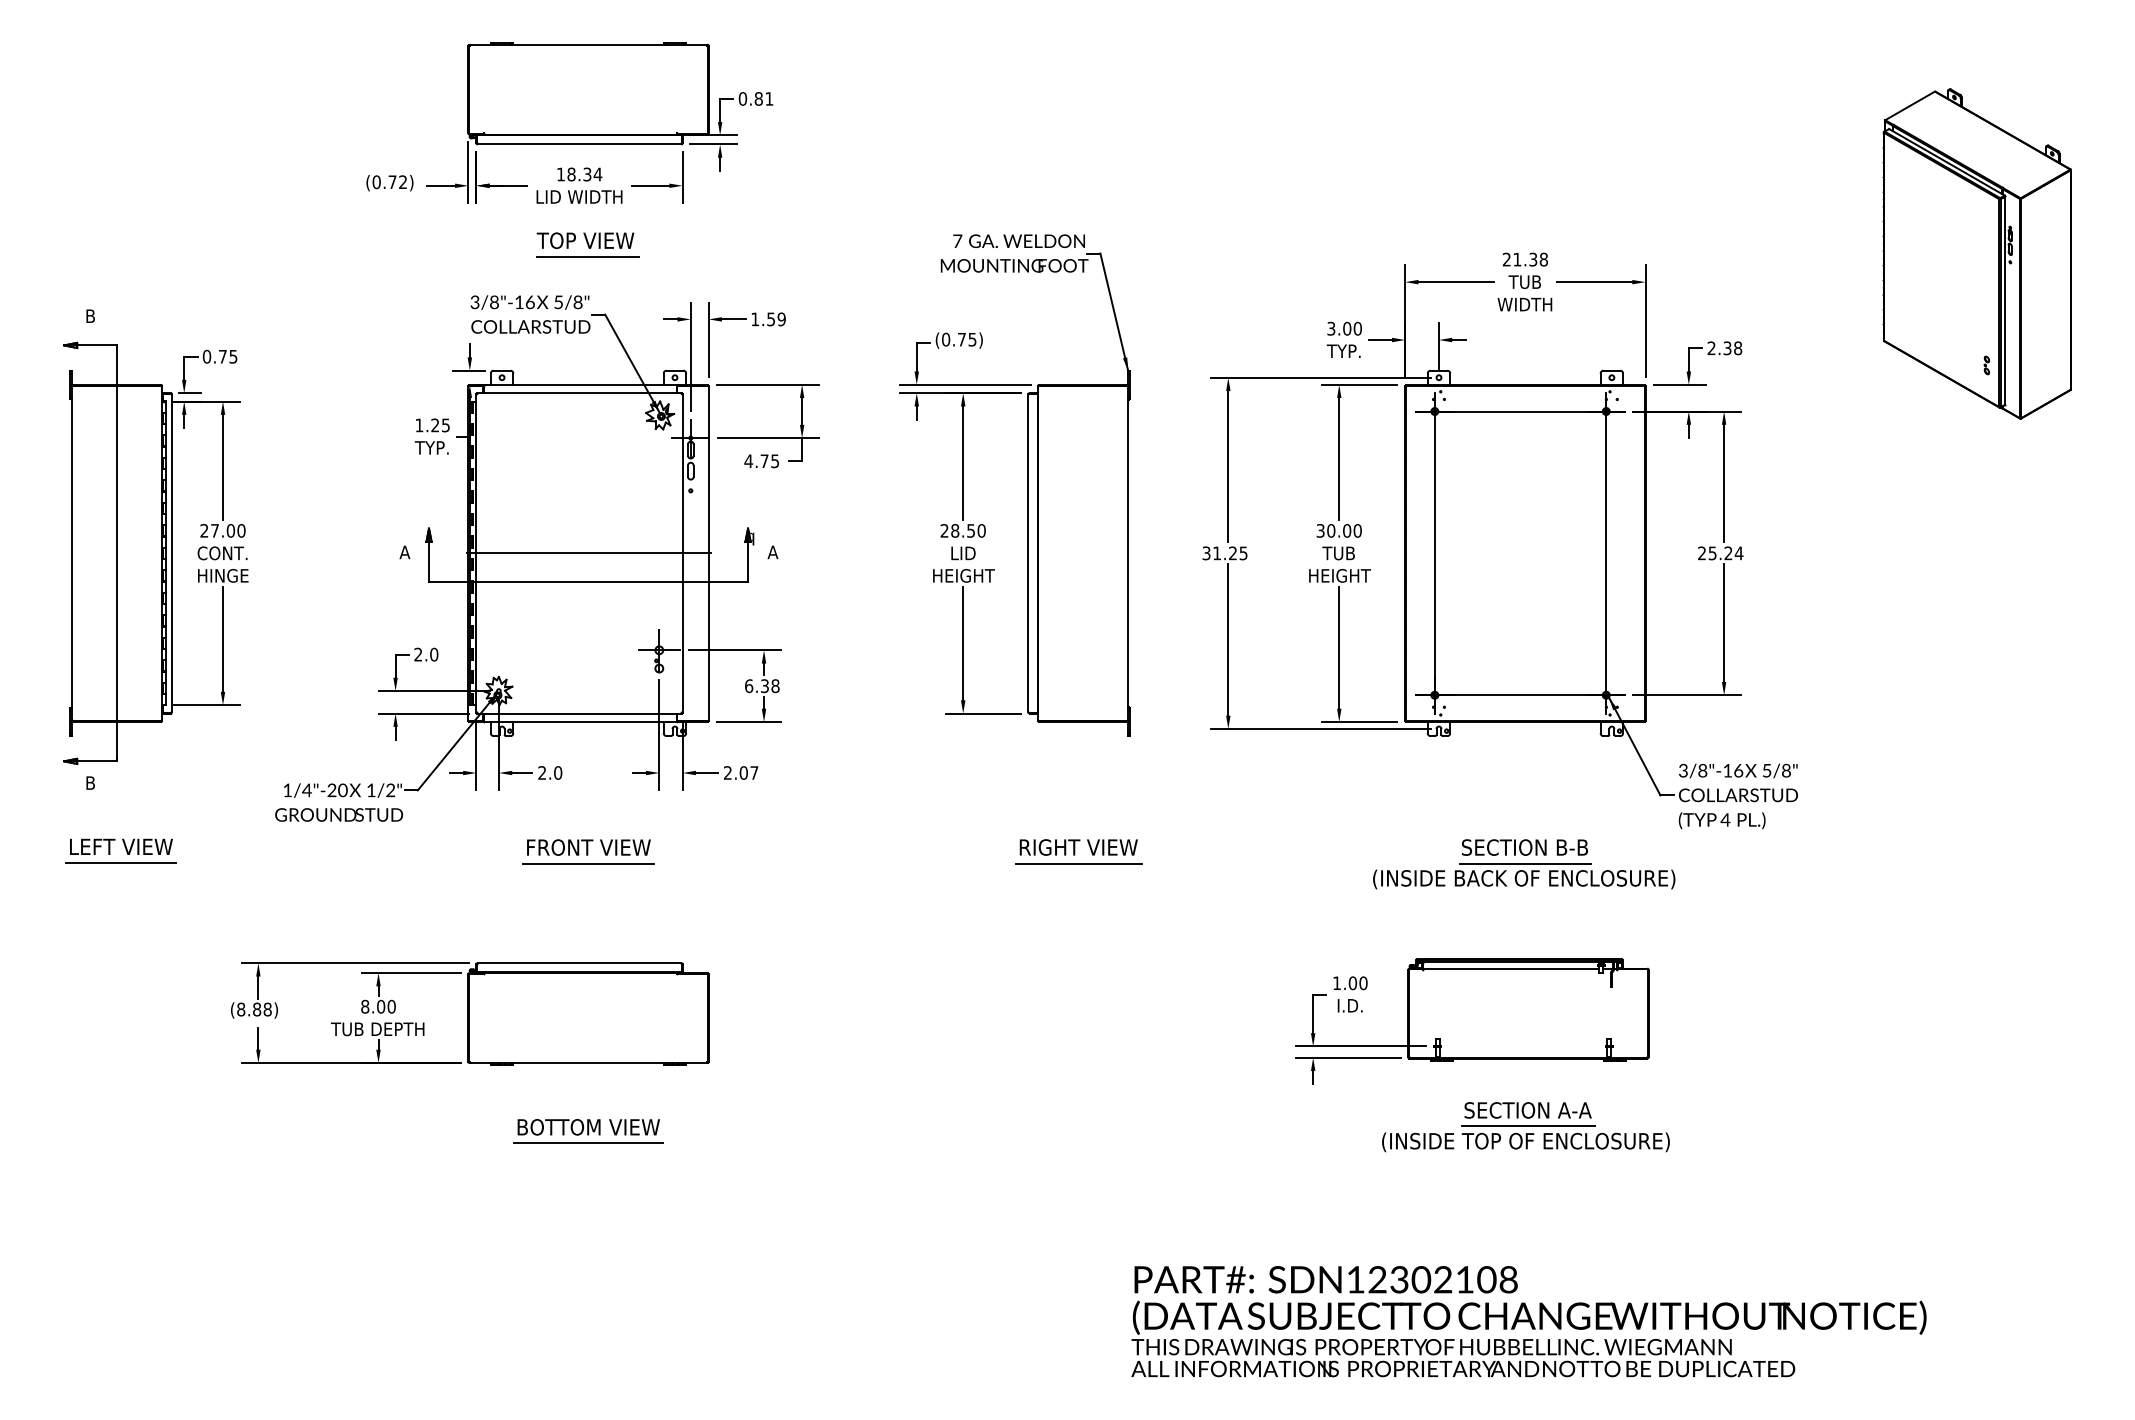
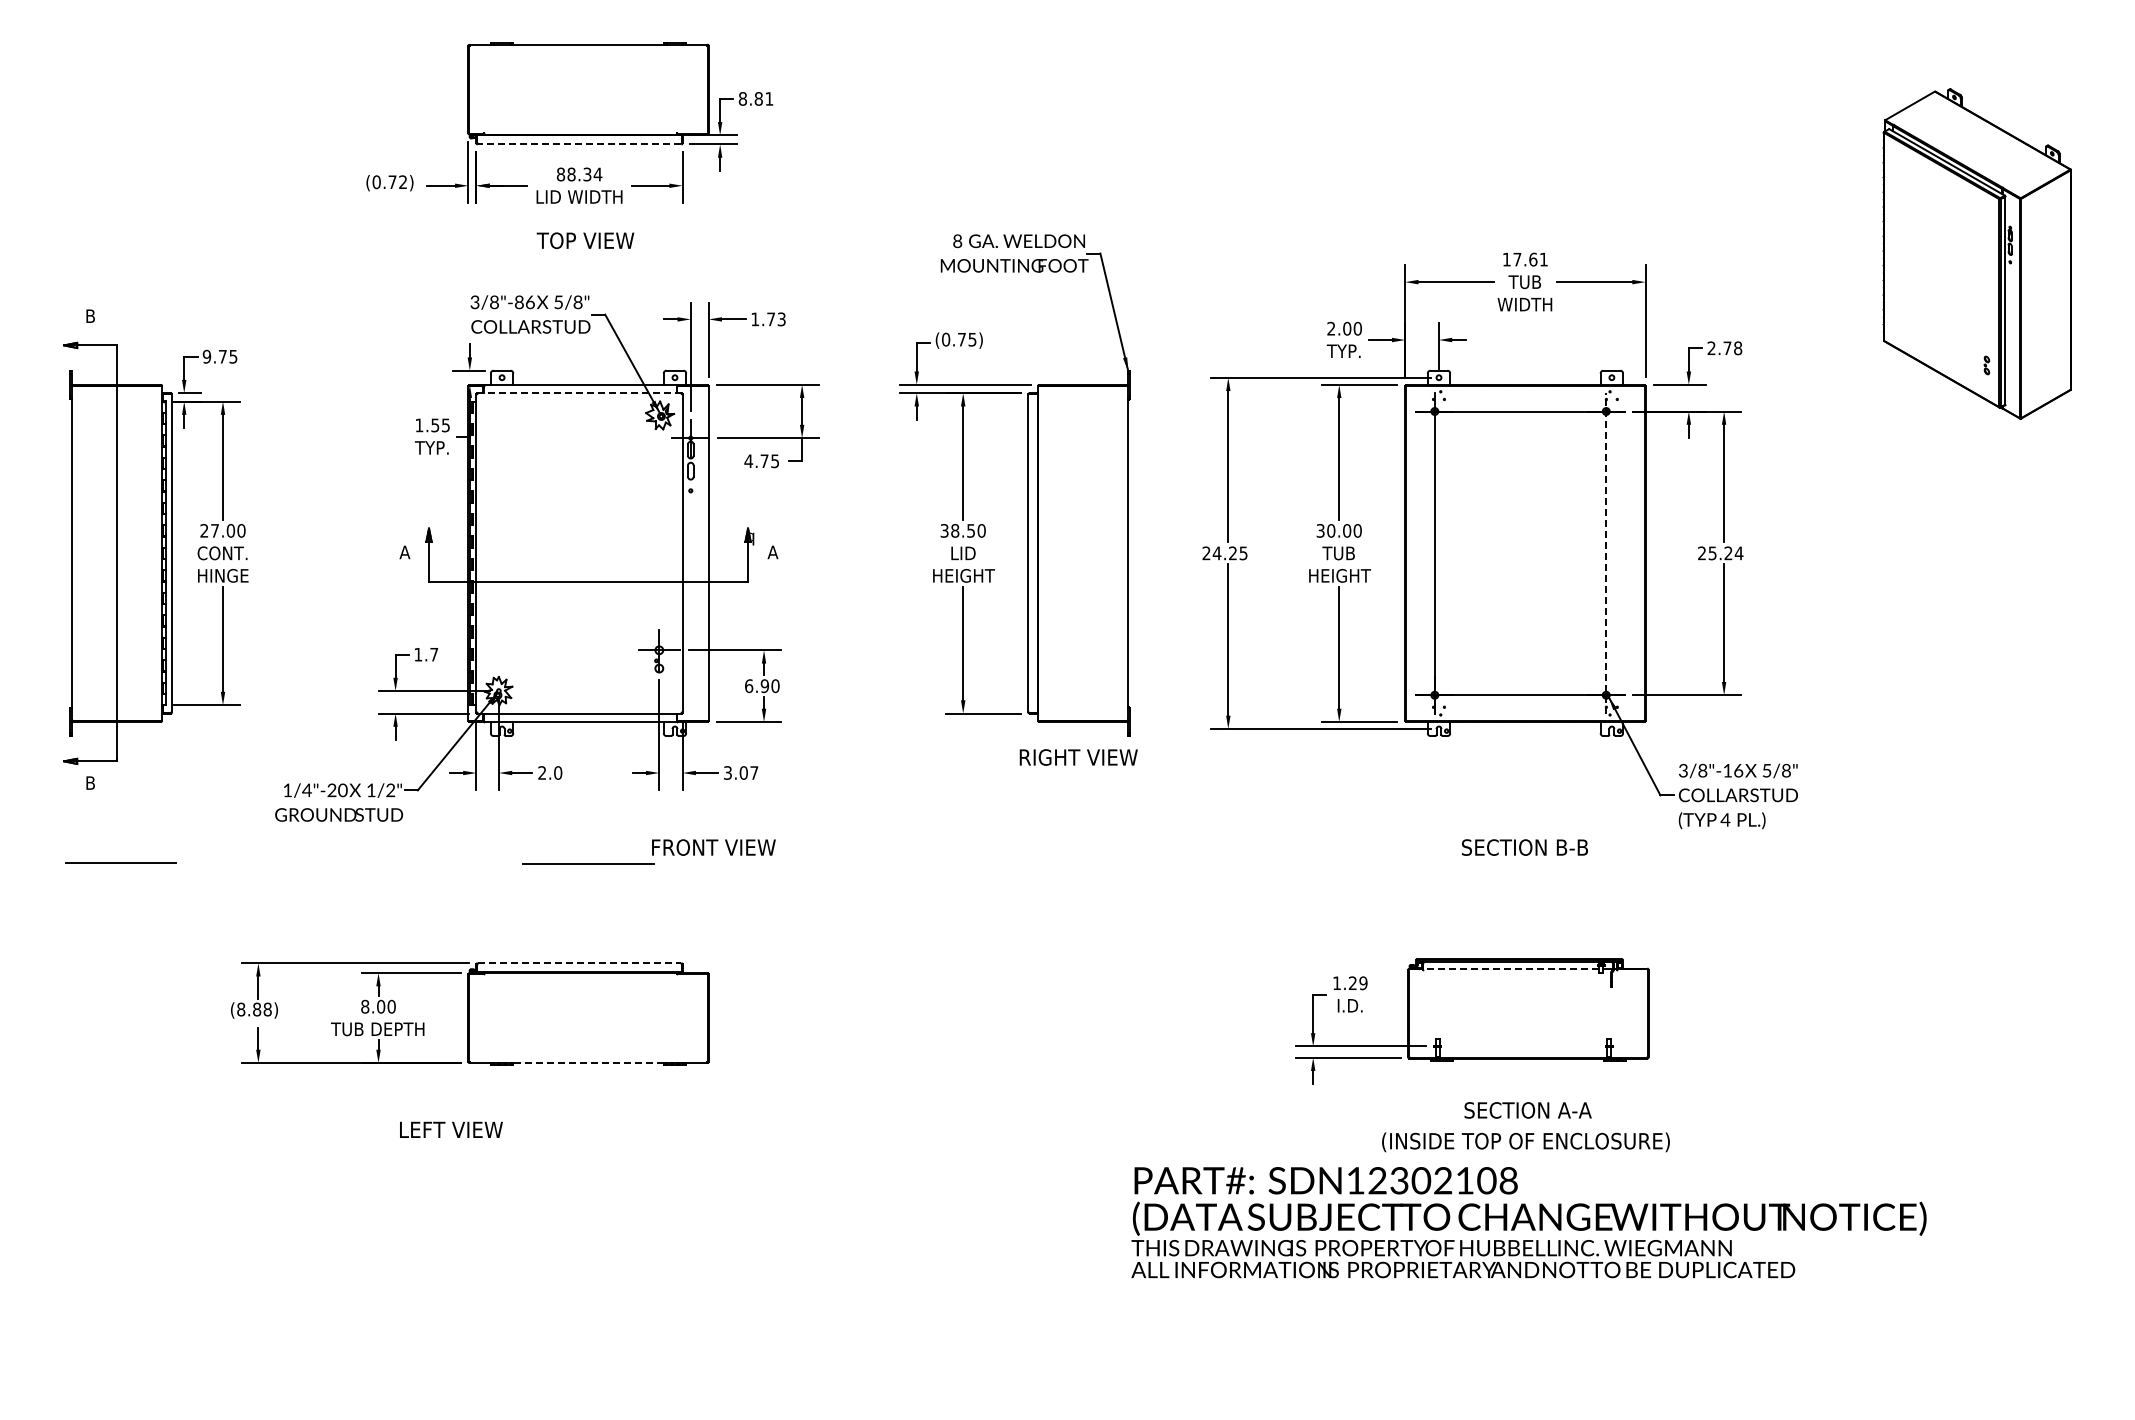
text: 0.81 -> 8.81 (742, 98)
line: solid -> dashed (579, 144)
text: 18.34 -> 88.34 (560, 174)
text: 7 -> 8 (957, 241)
line: present -> none (587, 256)
text: 21.38 -> 17.61 (1524, 259)
text: 3/8"-16 -> 3/8"-86 (518, 302)
text: 1.59 -> 1.73 (776, 319)
text: 3.00 -> 2.00 (1331, 328)
text: 2.38 -> 2.78 (1727, 348)
text: 0.75 -> 9.75 (206, 356)
line: solid -> dashed (580, 393)
text: 1.25 -> 1.55 (435, 425)
text: 28.50 -> 38.50 (944, 530)
line: present -> none (588, 553)
text: 31.25 -> 24.25 (1211, 553)
line: solid -> dashed (1606, 553)
text: 2.0 -> 1.7 (426, 654)
text: 6.38 -> 6.90 (769, 685)
text: 2.07 -> 3.07 (727, 772)
text position: (121, 846) -> (451, 1129) (451, 1129)
text position: (588, 847) -> (713, 847) (713, 847)
text position: (1078, 847) -> (1078, 757) (1078, 757)
line: present -> none (1079, 863)
part: present -> none (1524, 876)
line: solid -> dashed (579, 963)
line: solid -> dashed (1510, 969)
text: 1.00 -> 1.29 (1357, 983)
line: solid -> dashed (588, 1063)
line: present -> none (1528, 1126)
part: present -> none (588, 1131)
text position: (1528, 1321) -> (1528, 1222) (1528, 1222)
